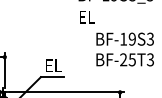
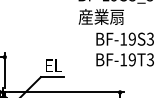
text: EL -> 産業扇 (100, 16)
text: BF-25T3 -> BF-19T3 (127, 59)
